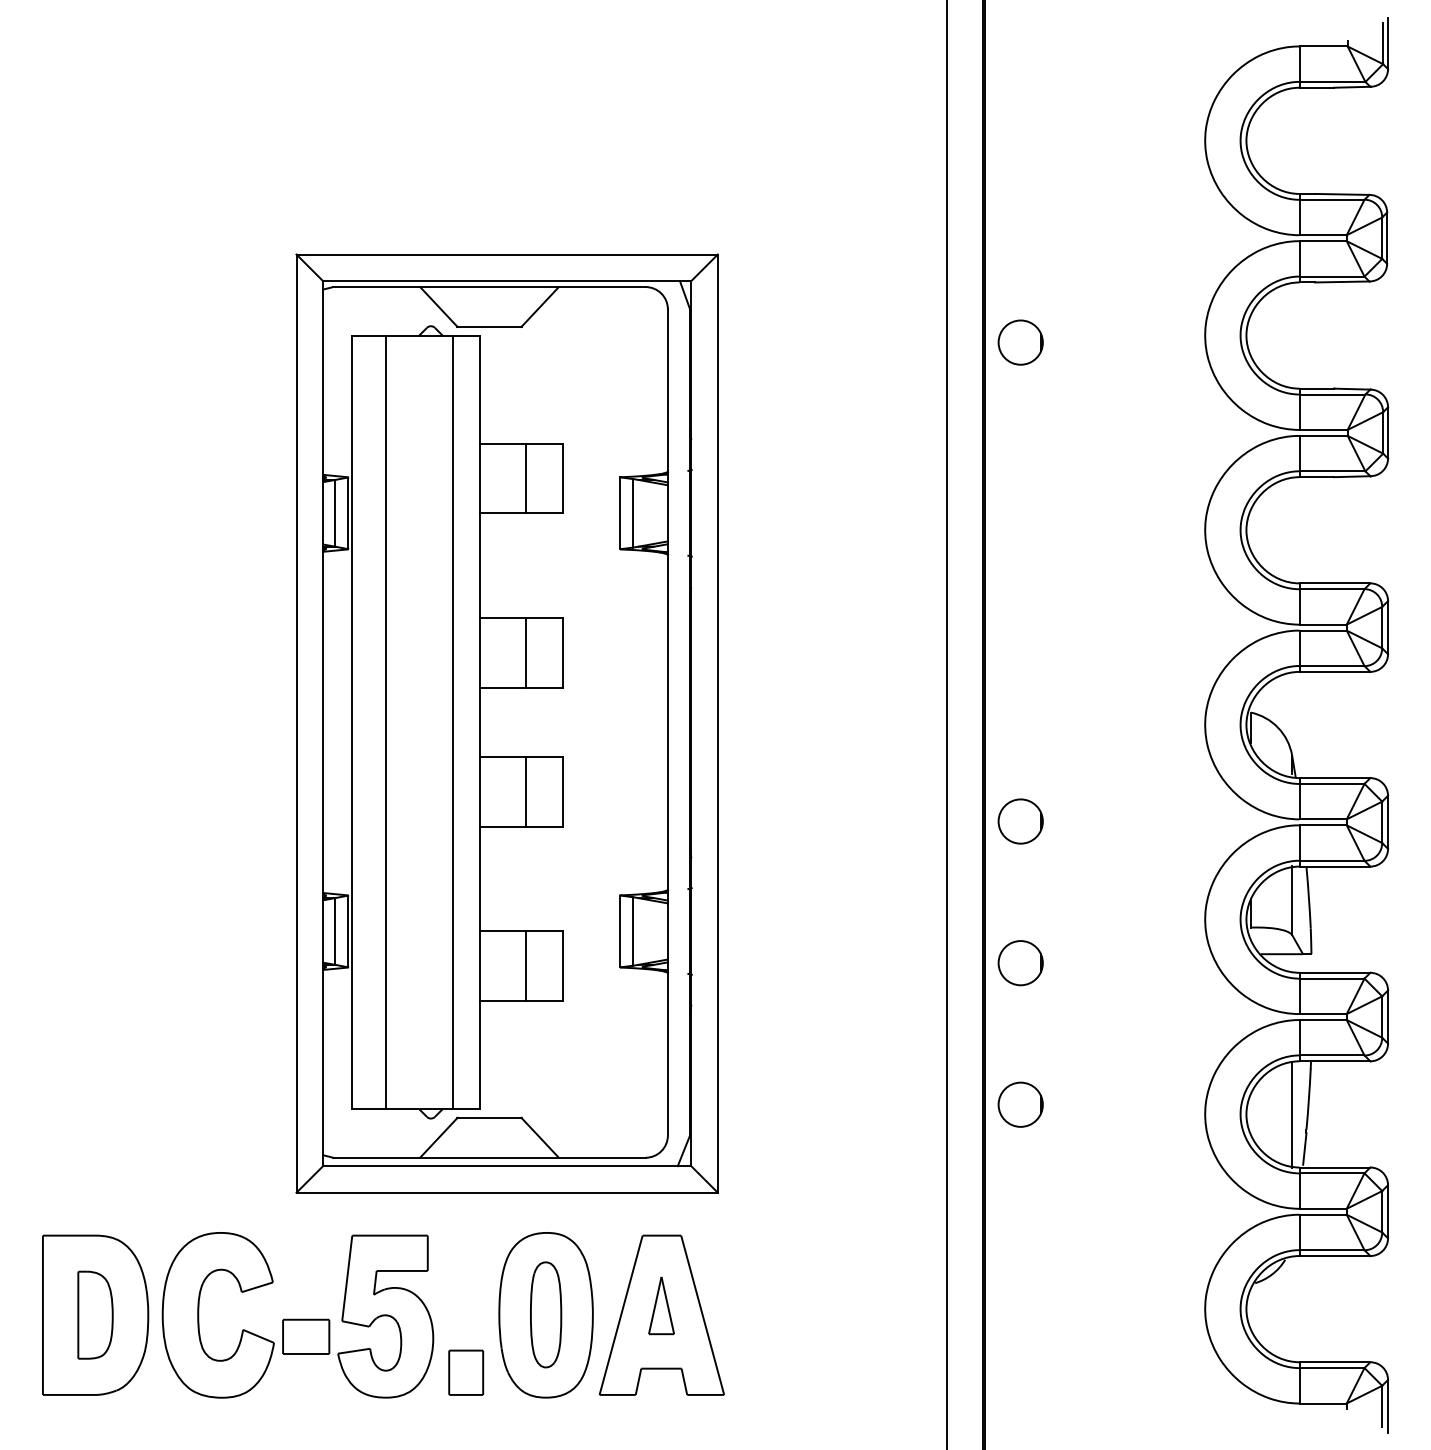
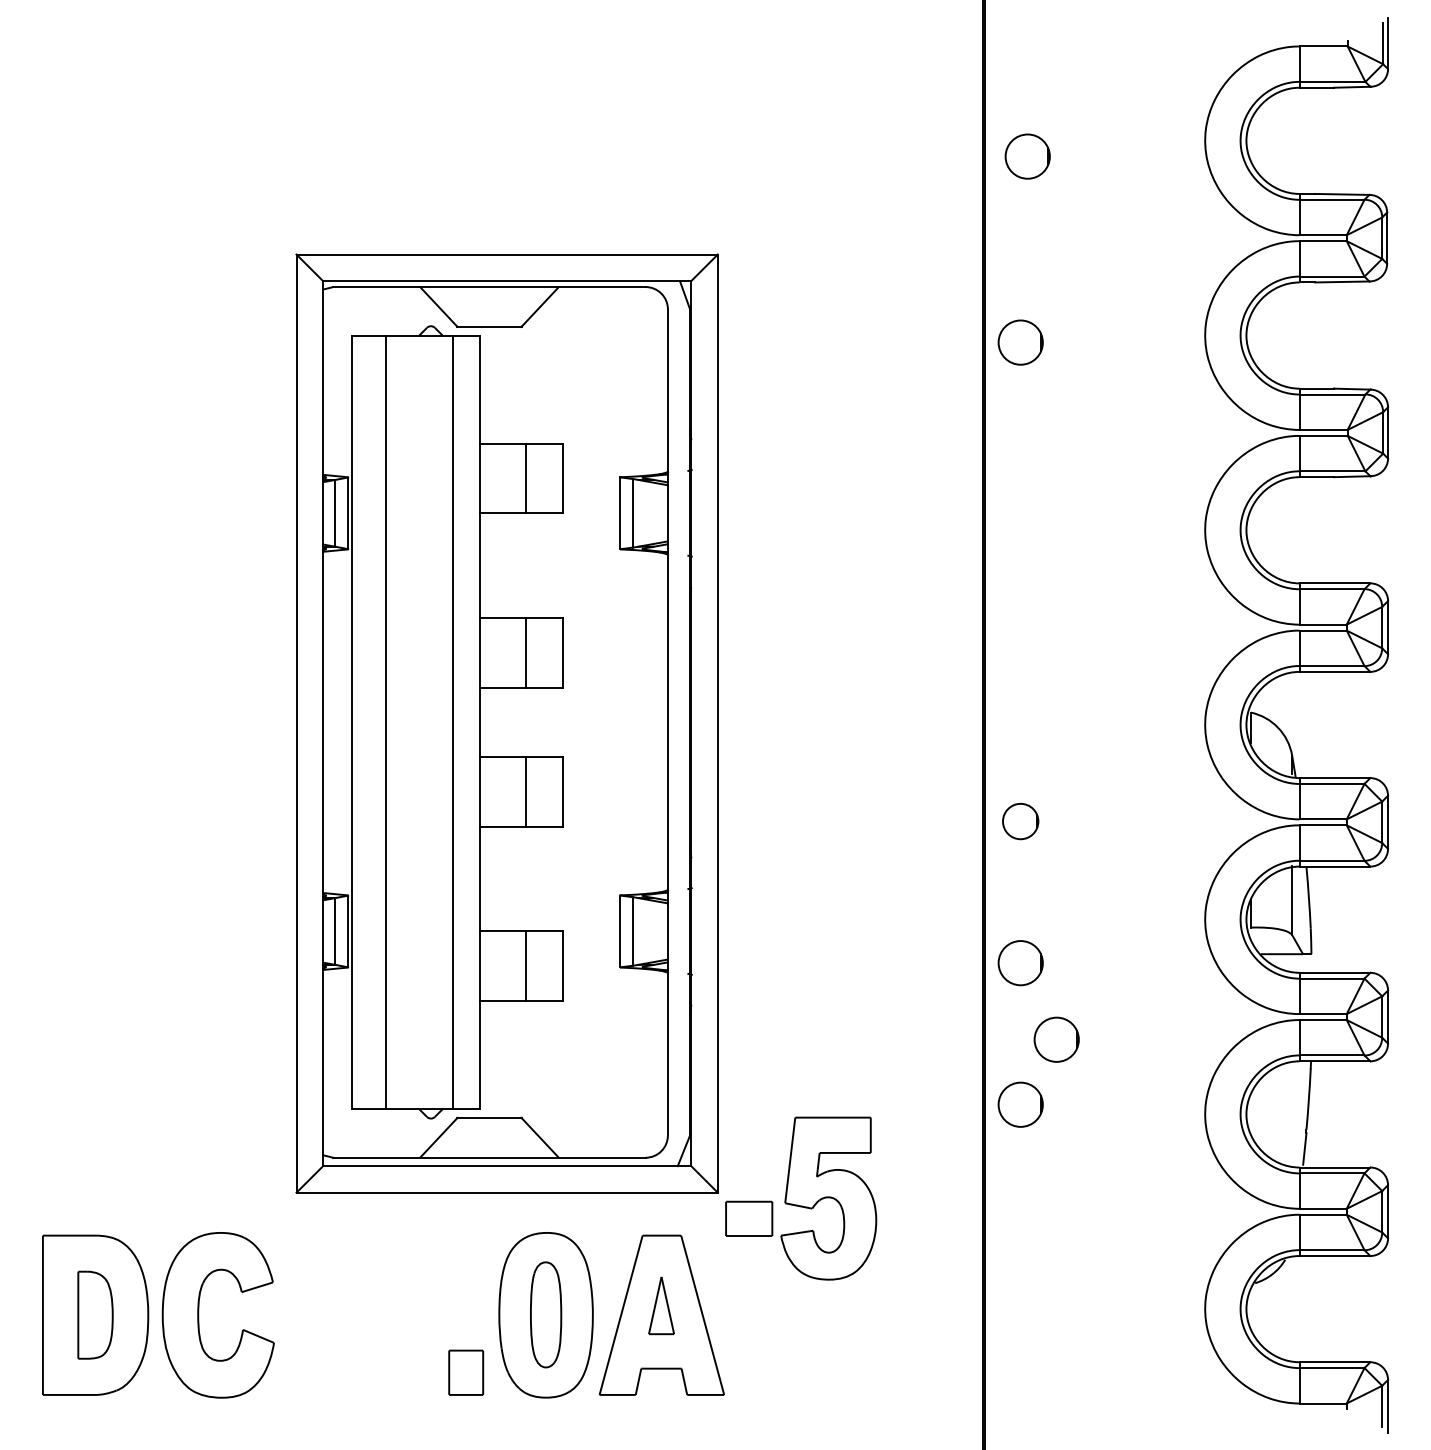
circle: none -> present (1027, 156)
line: present -> none (947, 724)
circle size: 47x47 px -> 38x38 px (1020, 821)
circle: none -> present (1056, 1039)
line: present -> none (1292, 1114)
part position: (358, 1316) -> (801, 1198) (801, 1198)
